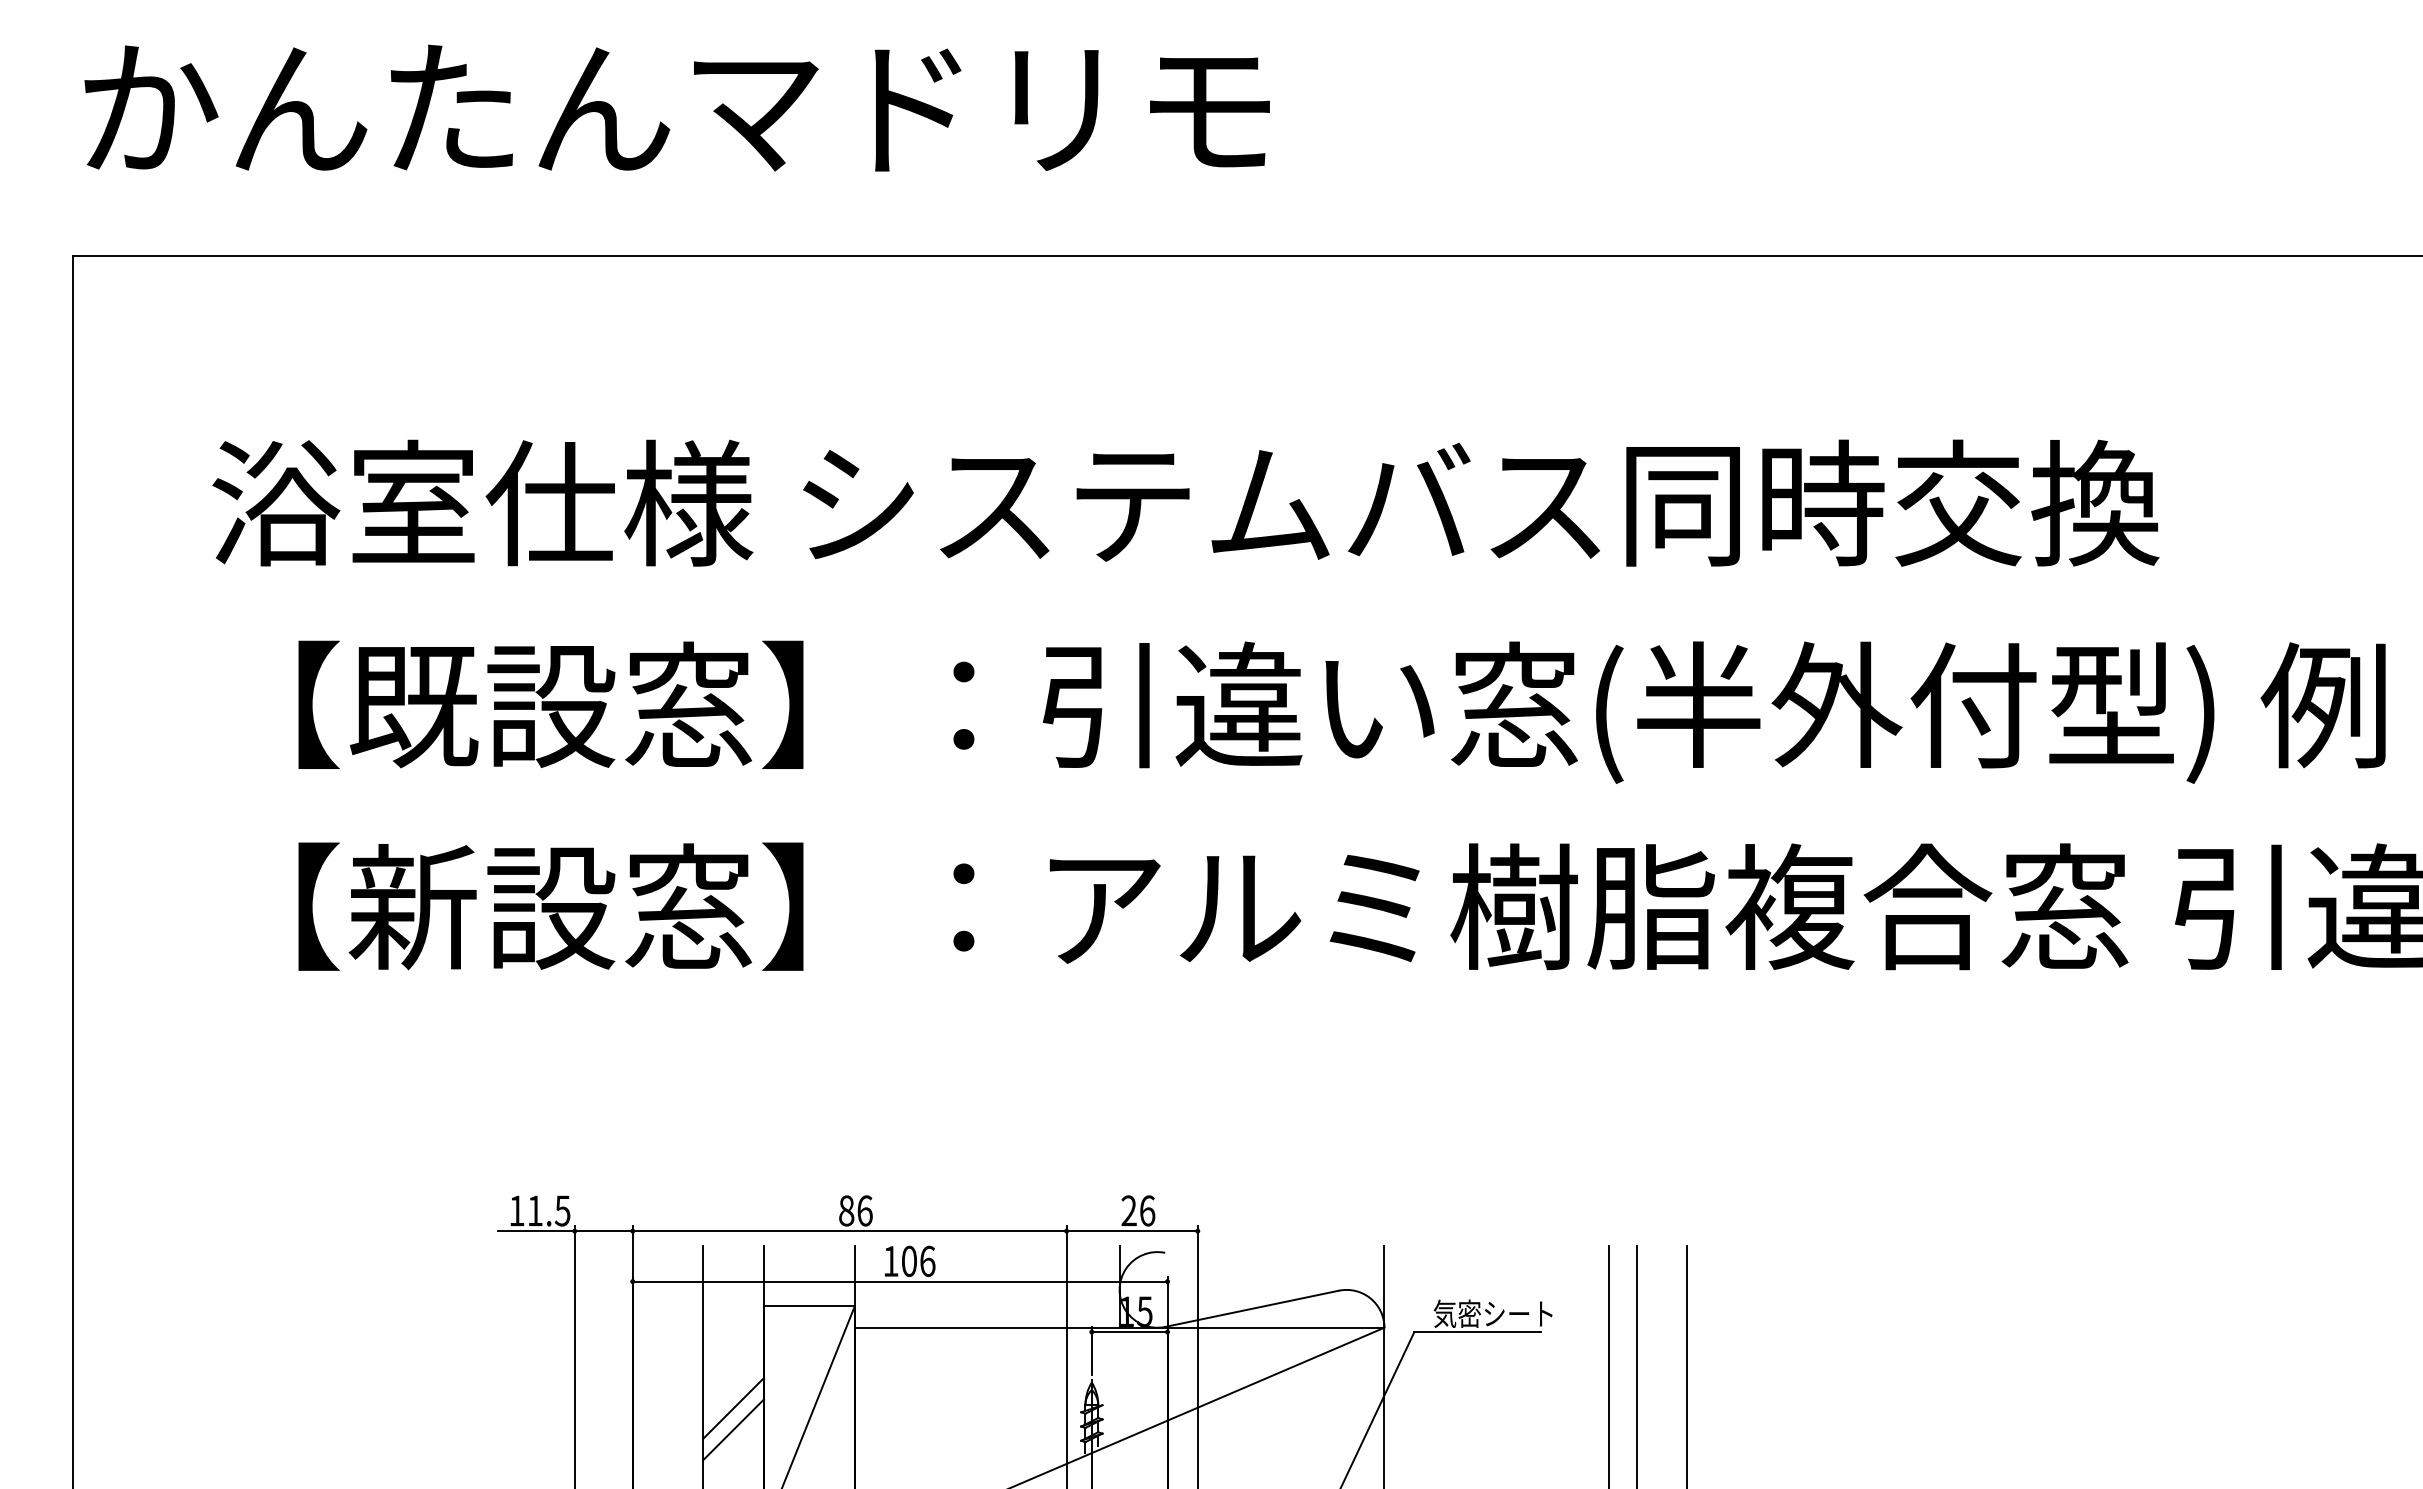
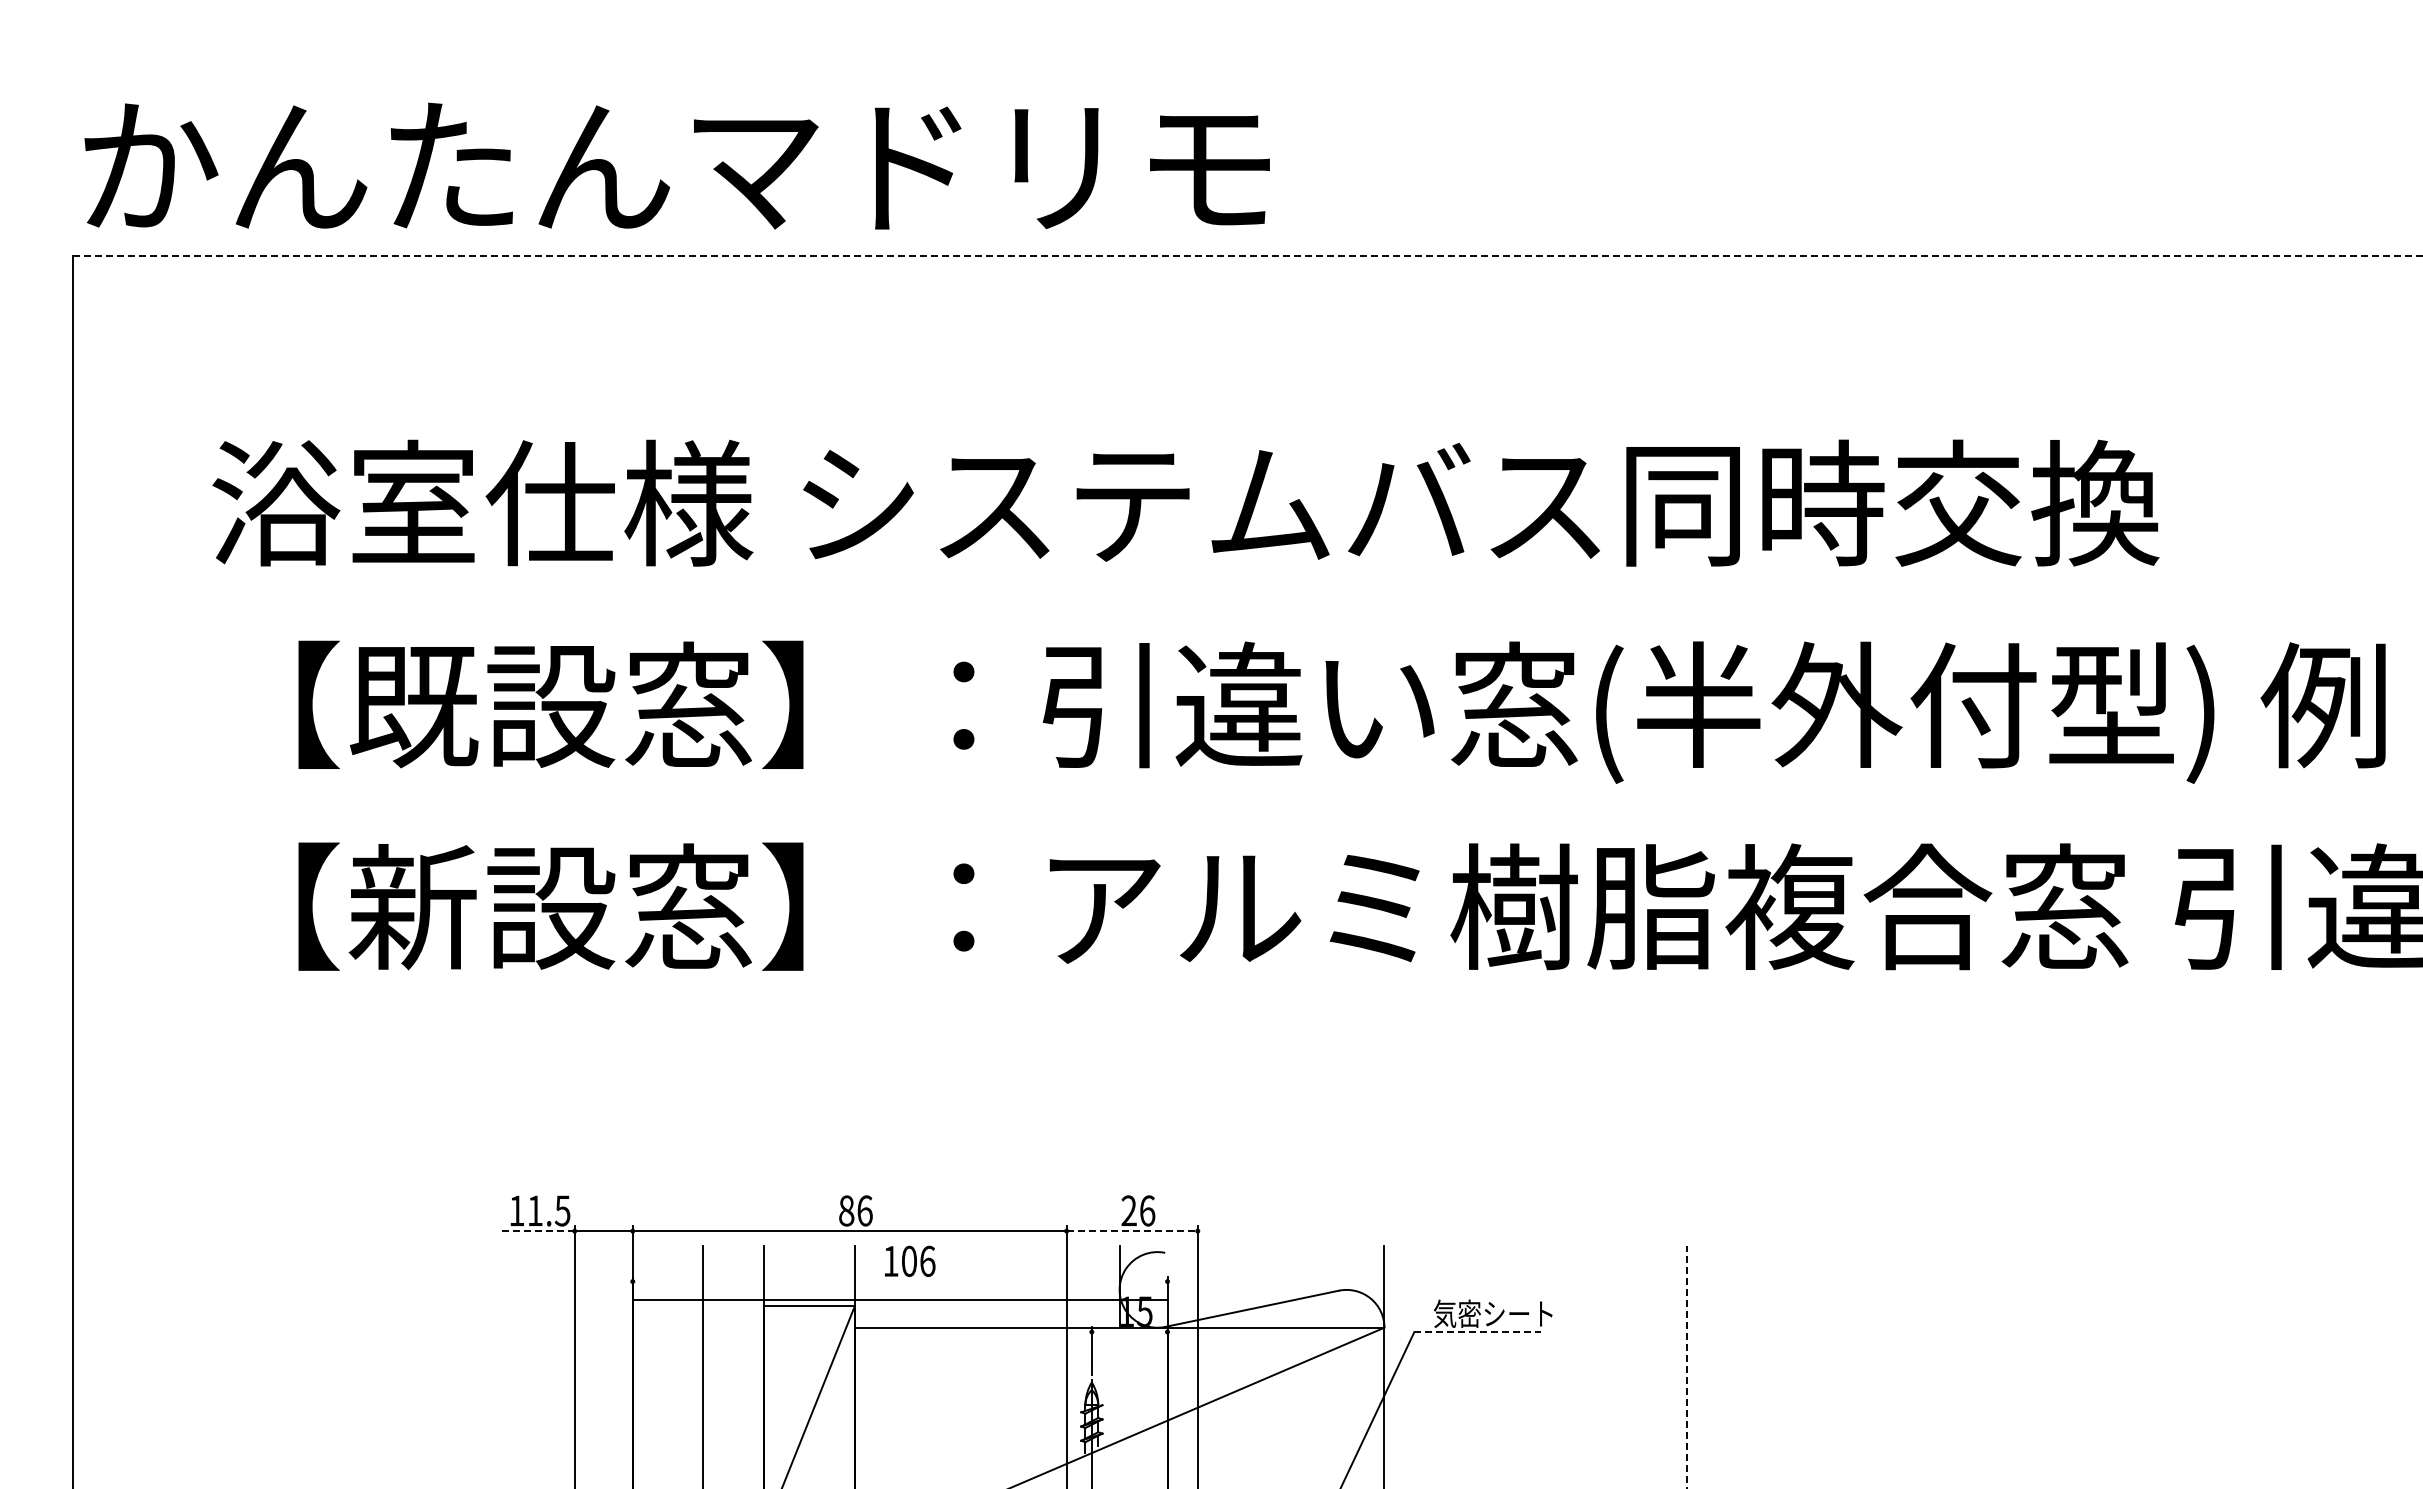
text position: (676, 107) -> (676, 165) (676, 165)
line: solid -> dashed (1247, 255)
line: solid -> dashed (535, 1231)
line: solid -> dashed (1132, 1231)
line position: (899, 1281) -> (899, 1299) (899, 1299)
line: present -> none (1129, 1332)
line: solid -> dashed (1477, 1332)
line: present -> none (1608, 1365)
line: present -> none (1636, 1365)
line: solid -> dashed (1687, 1366)
line: present -> none (733, 1408)
line: present -> none (733, 1429)
